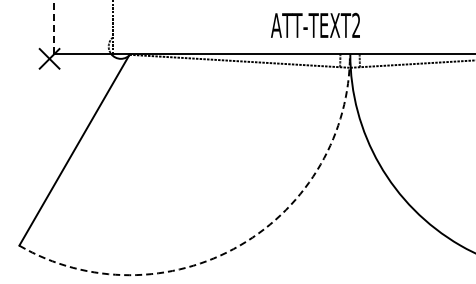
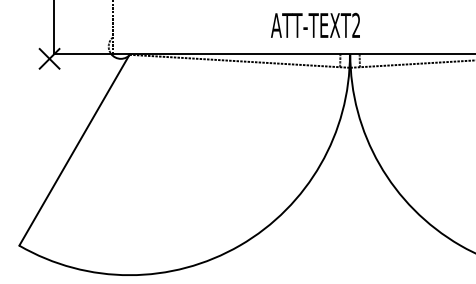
line: dashed -> solid (53, 27)
arc: dashed -> solid (240, 245)
